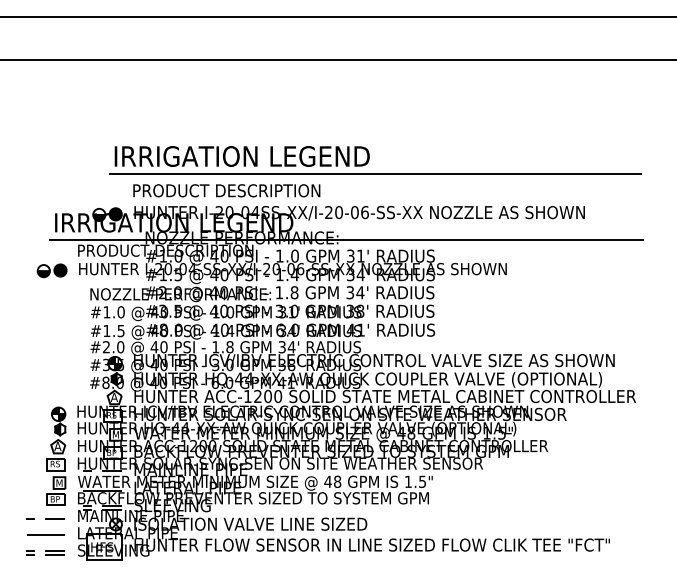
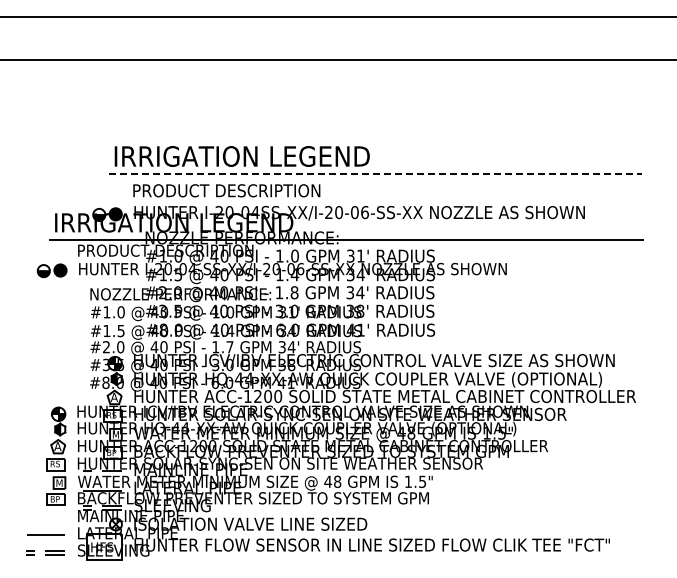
line: solid -> dashed (375, 174)
text: 1.8 -> 1.7 (229, 347)
line: present -> none (45, 518)
